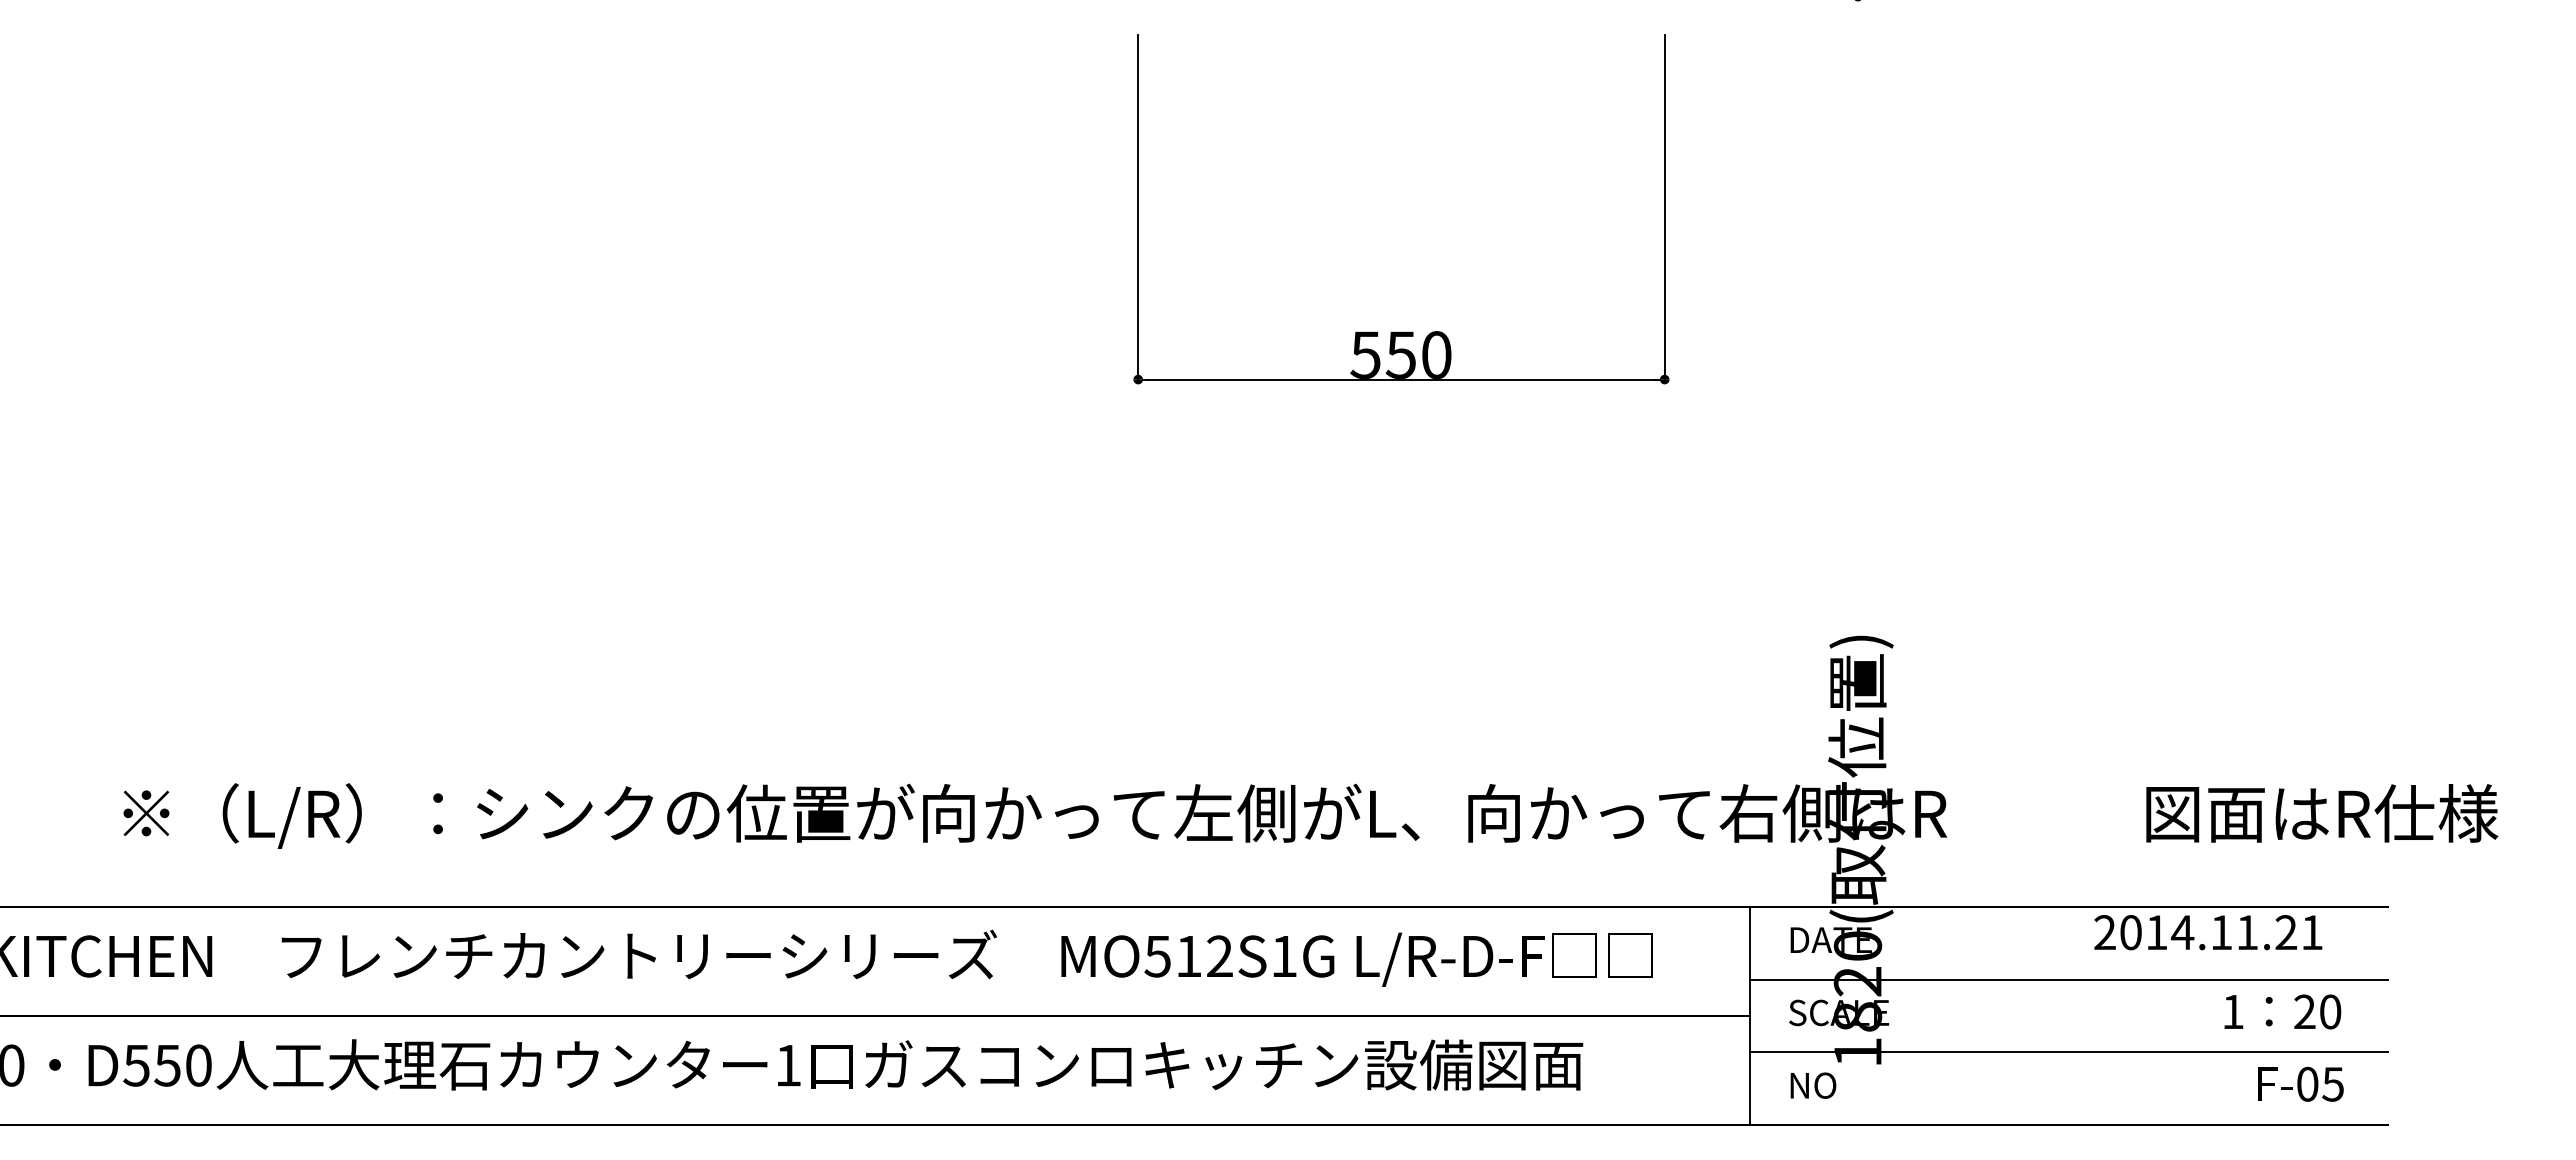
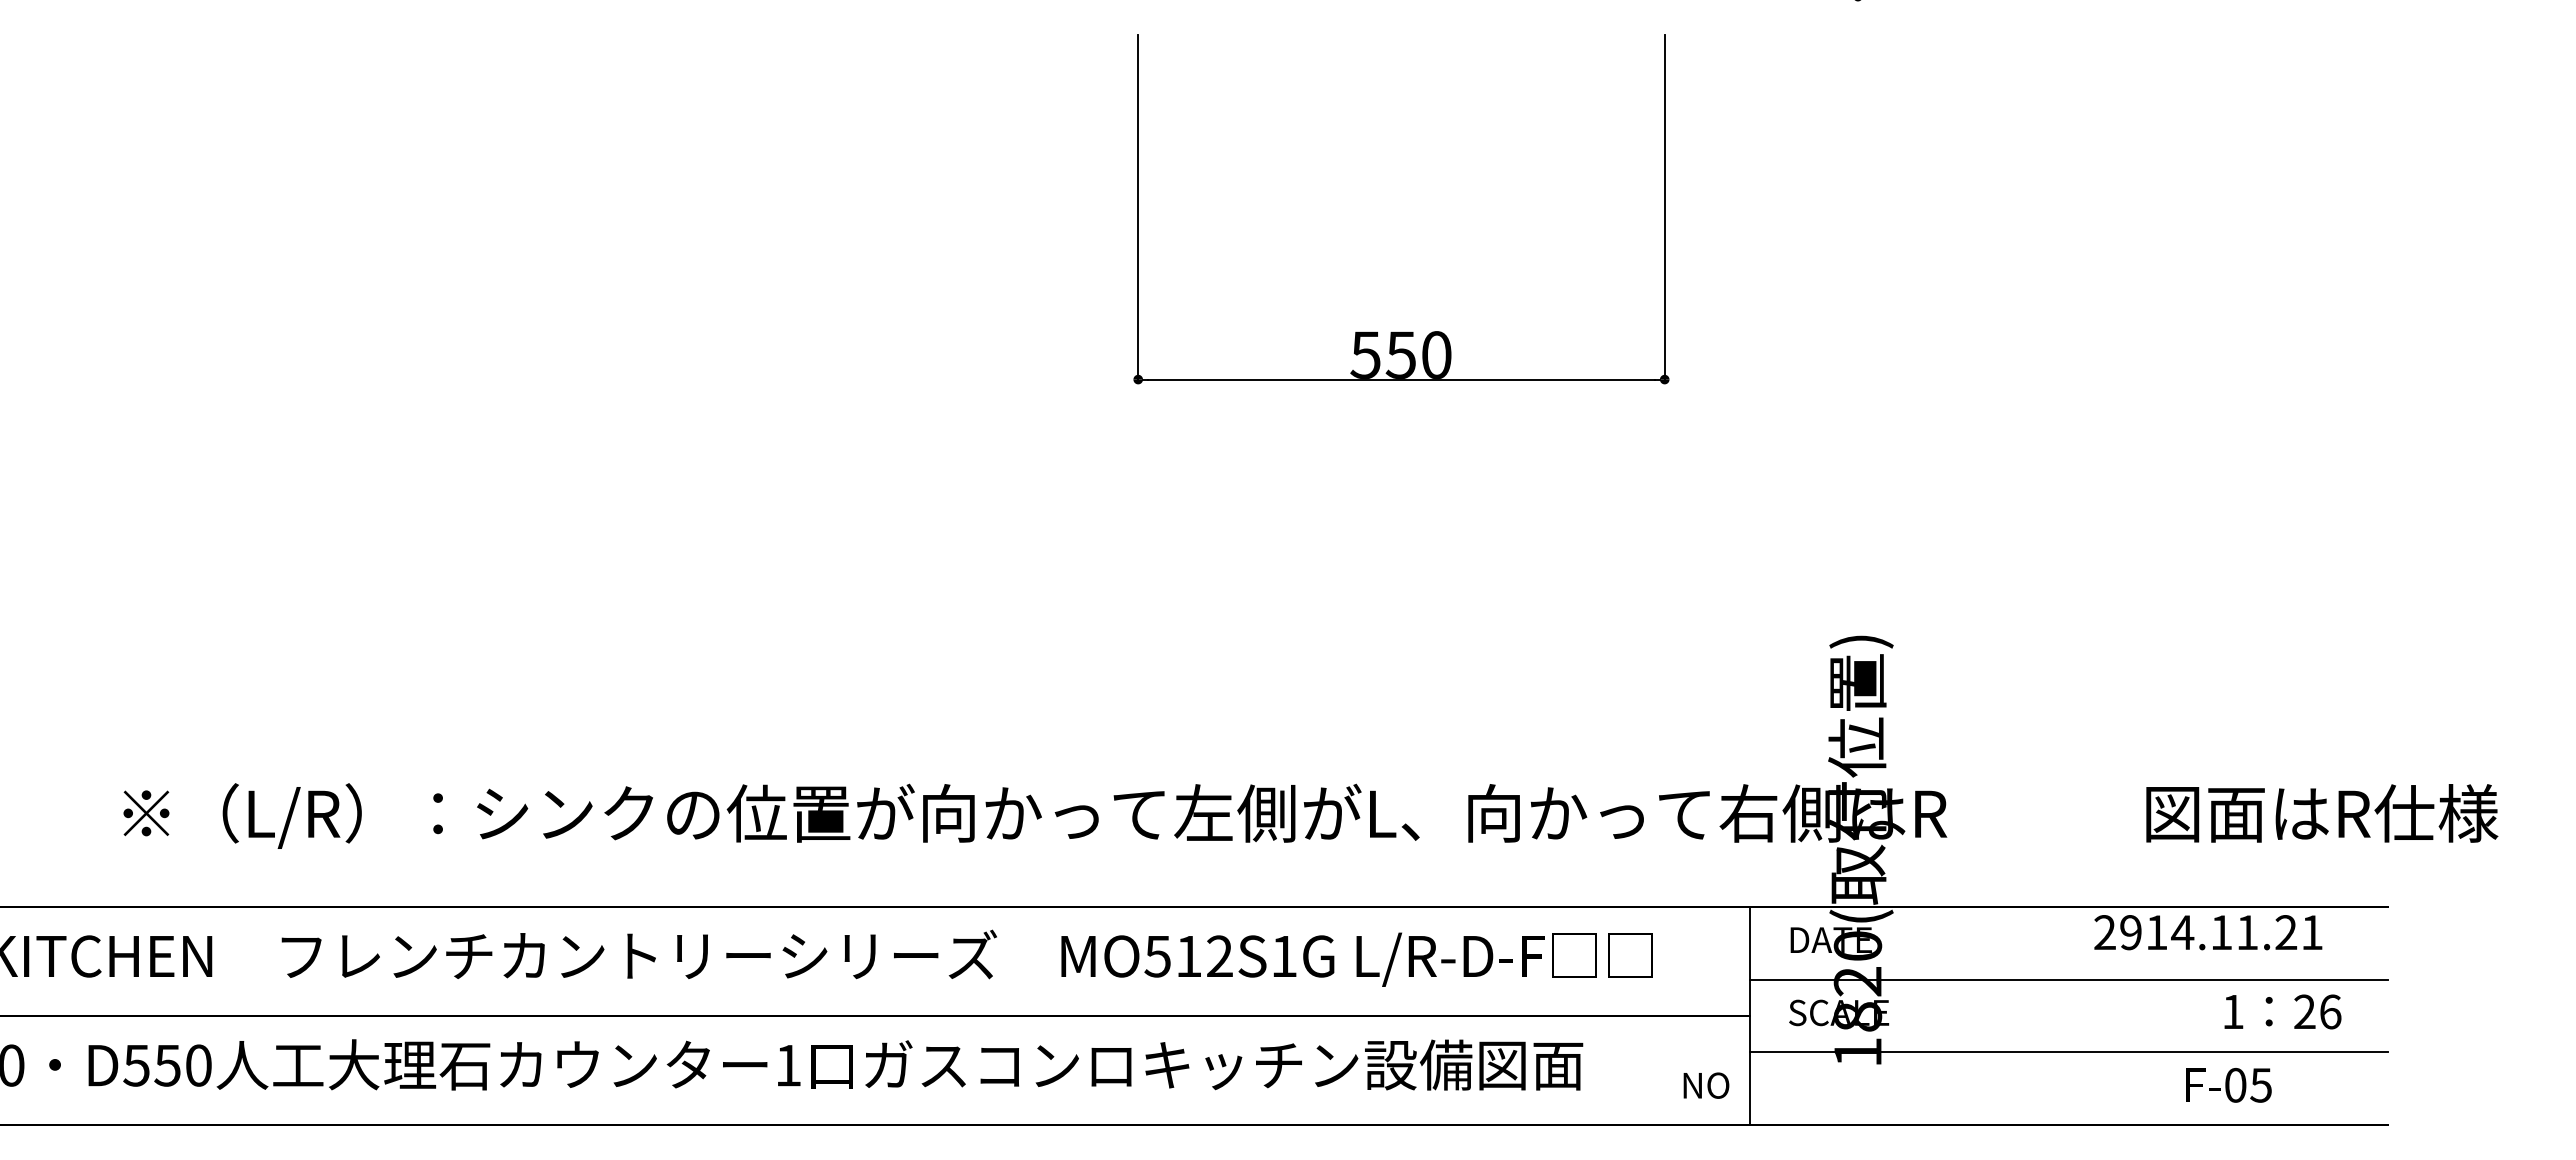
text: 2014.11.21 -> 2914.11.21 (2130, 932)
text: 20 -> 26 (2330, 1011)
text position: (2300, 1084) -> (2228, 1085) (2228, 1085)
text position: (1813, 1085) -> (1706, 1085) (1706, 1085)
